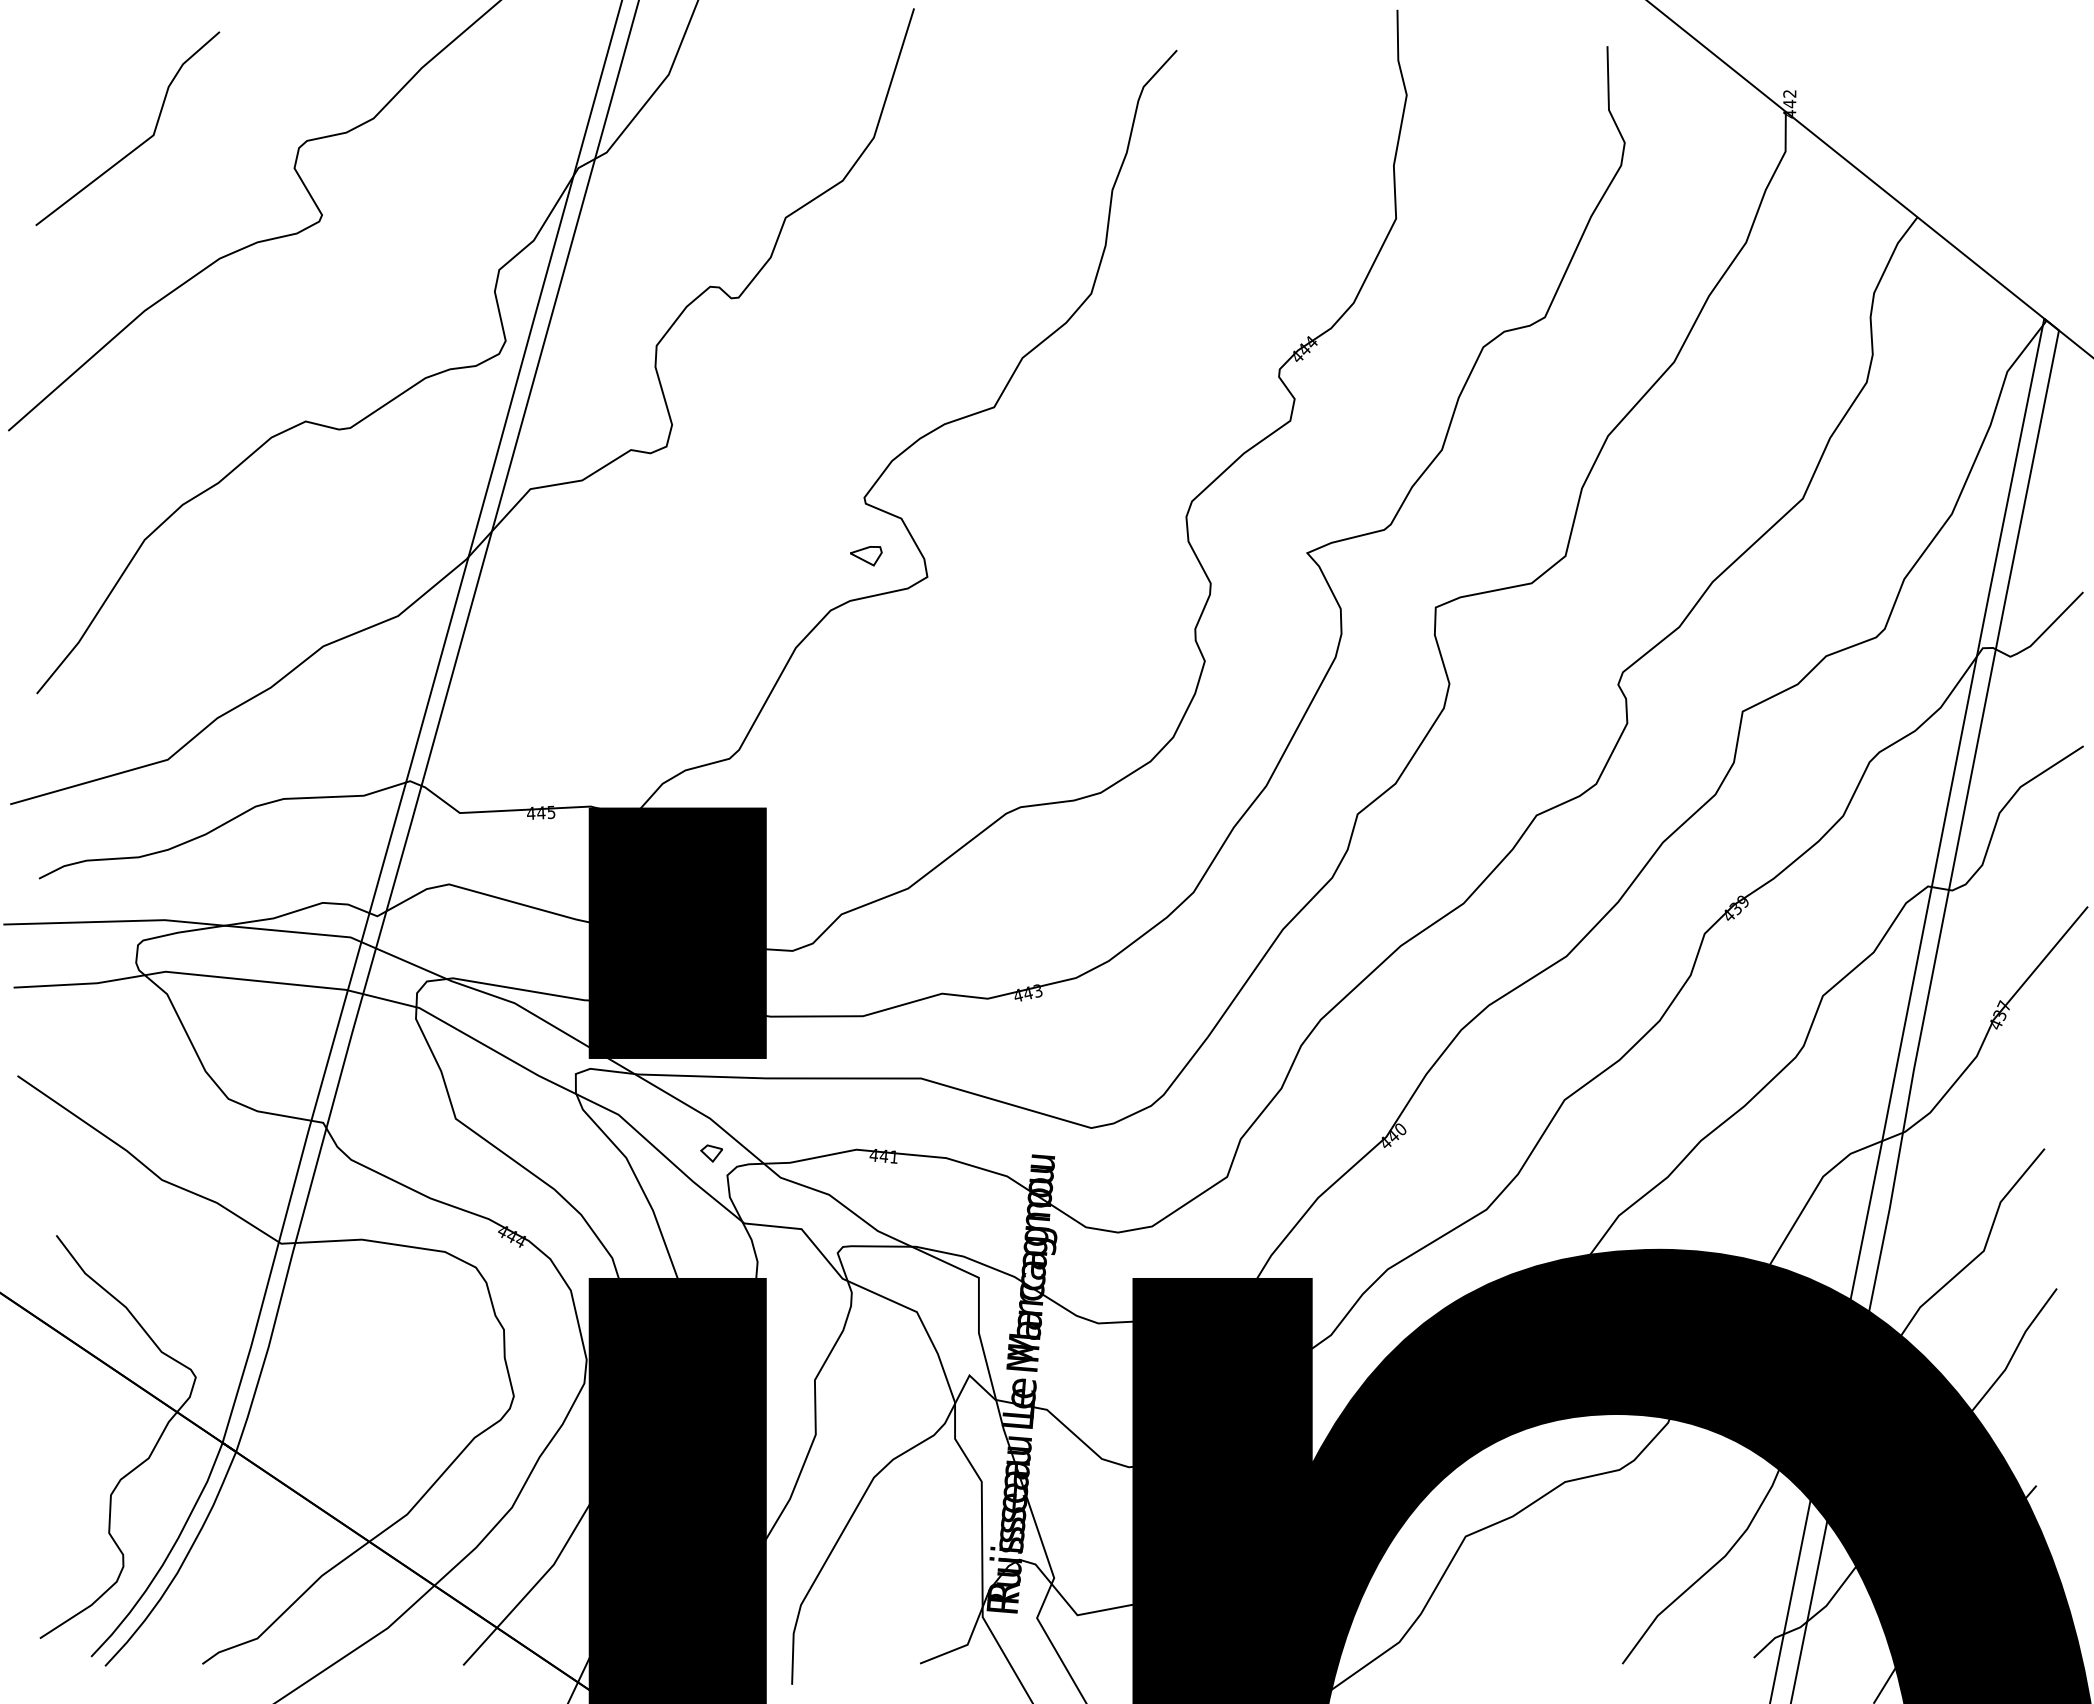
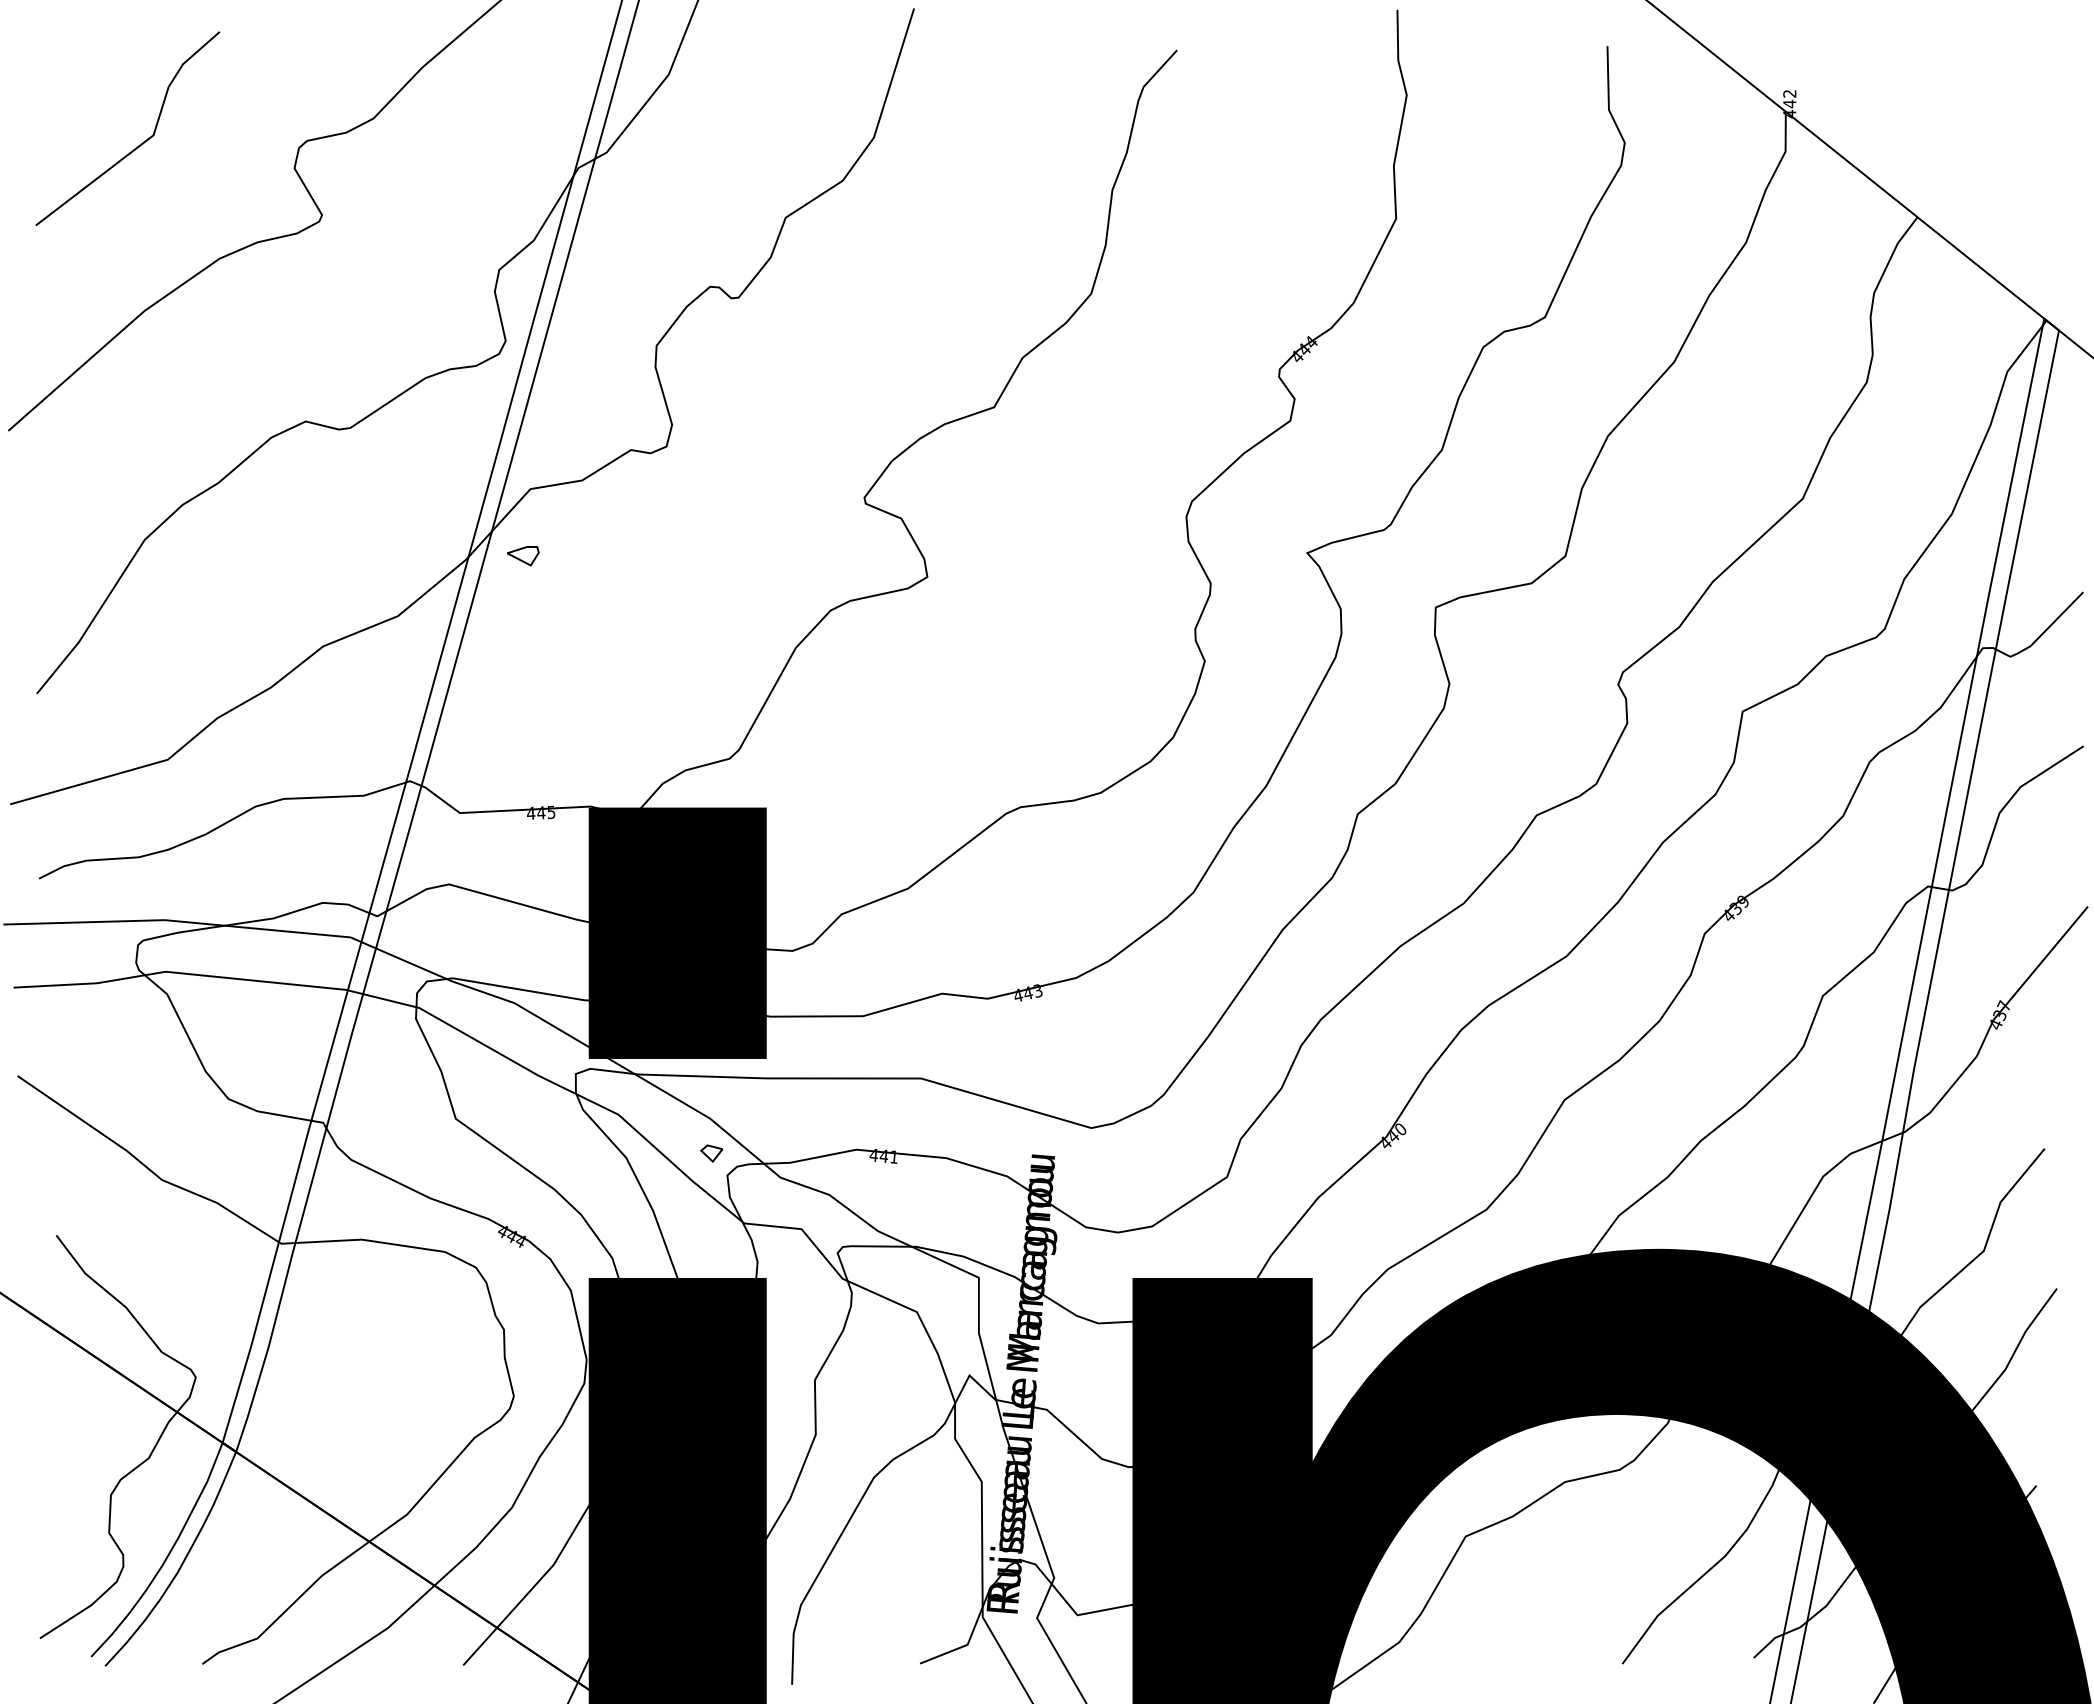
part position: (866, 556) -> (523, 556) (523, 556)
